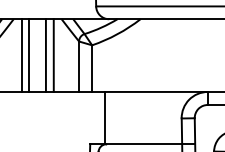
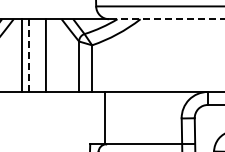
line: solid -> dashed (166, 19)
line: present -> none (53, 55)
line: solid -> dashed (29, 56)
